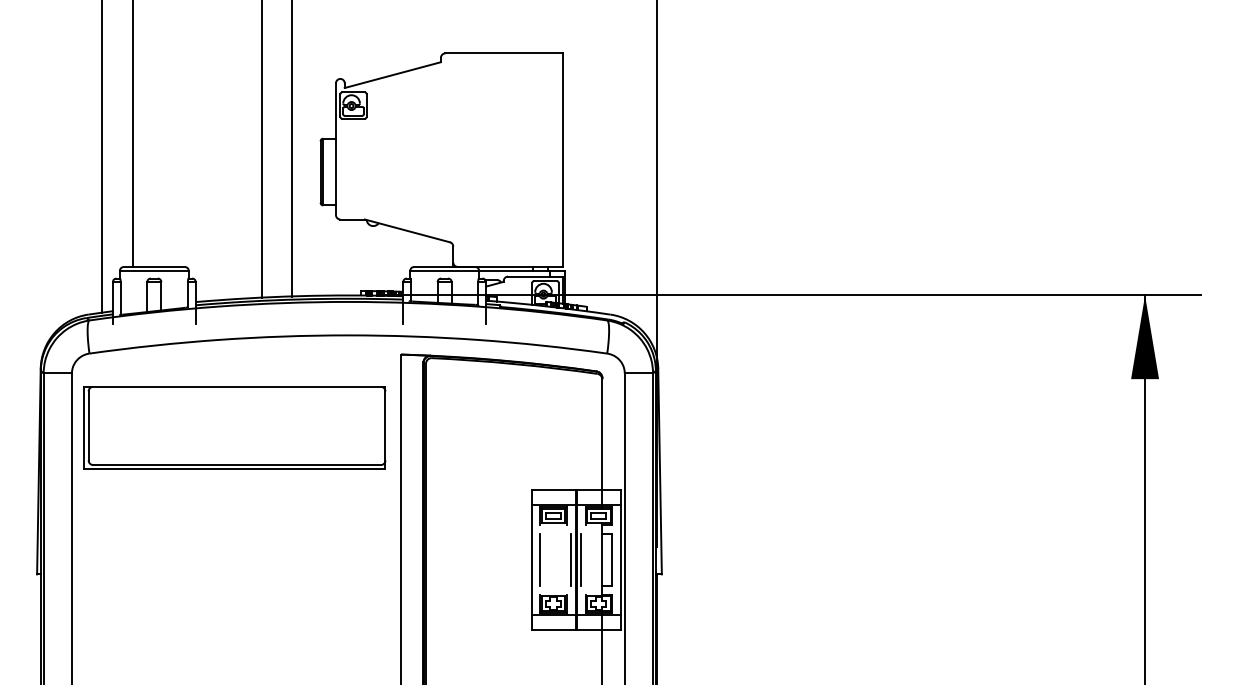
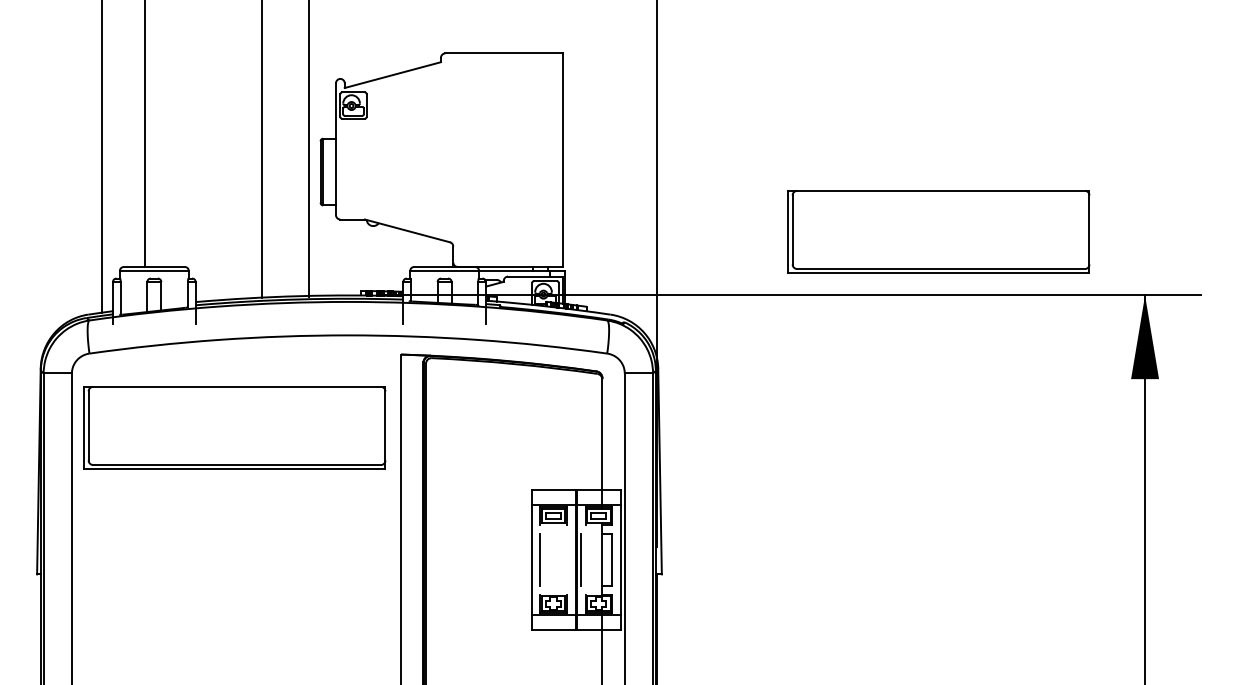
line position: (132, 134) -> (144, 134) (144, 134)
line position: (291, 149) -> (308, 149) (308, 149)
part: none -> present (938, 231)
line: present -> none (571, 559)
